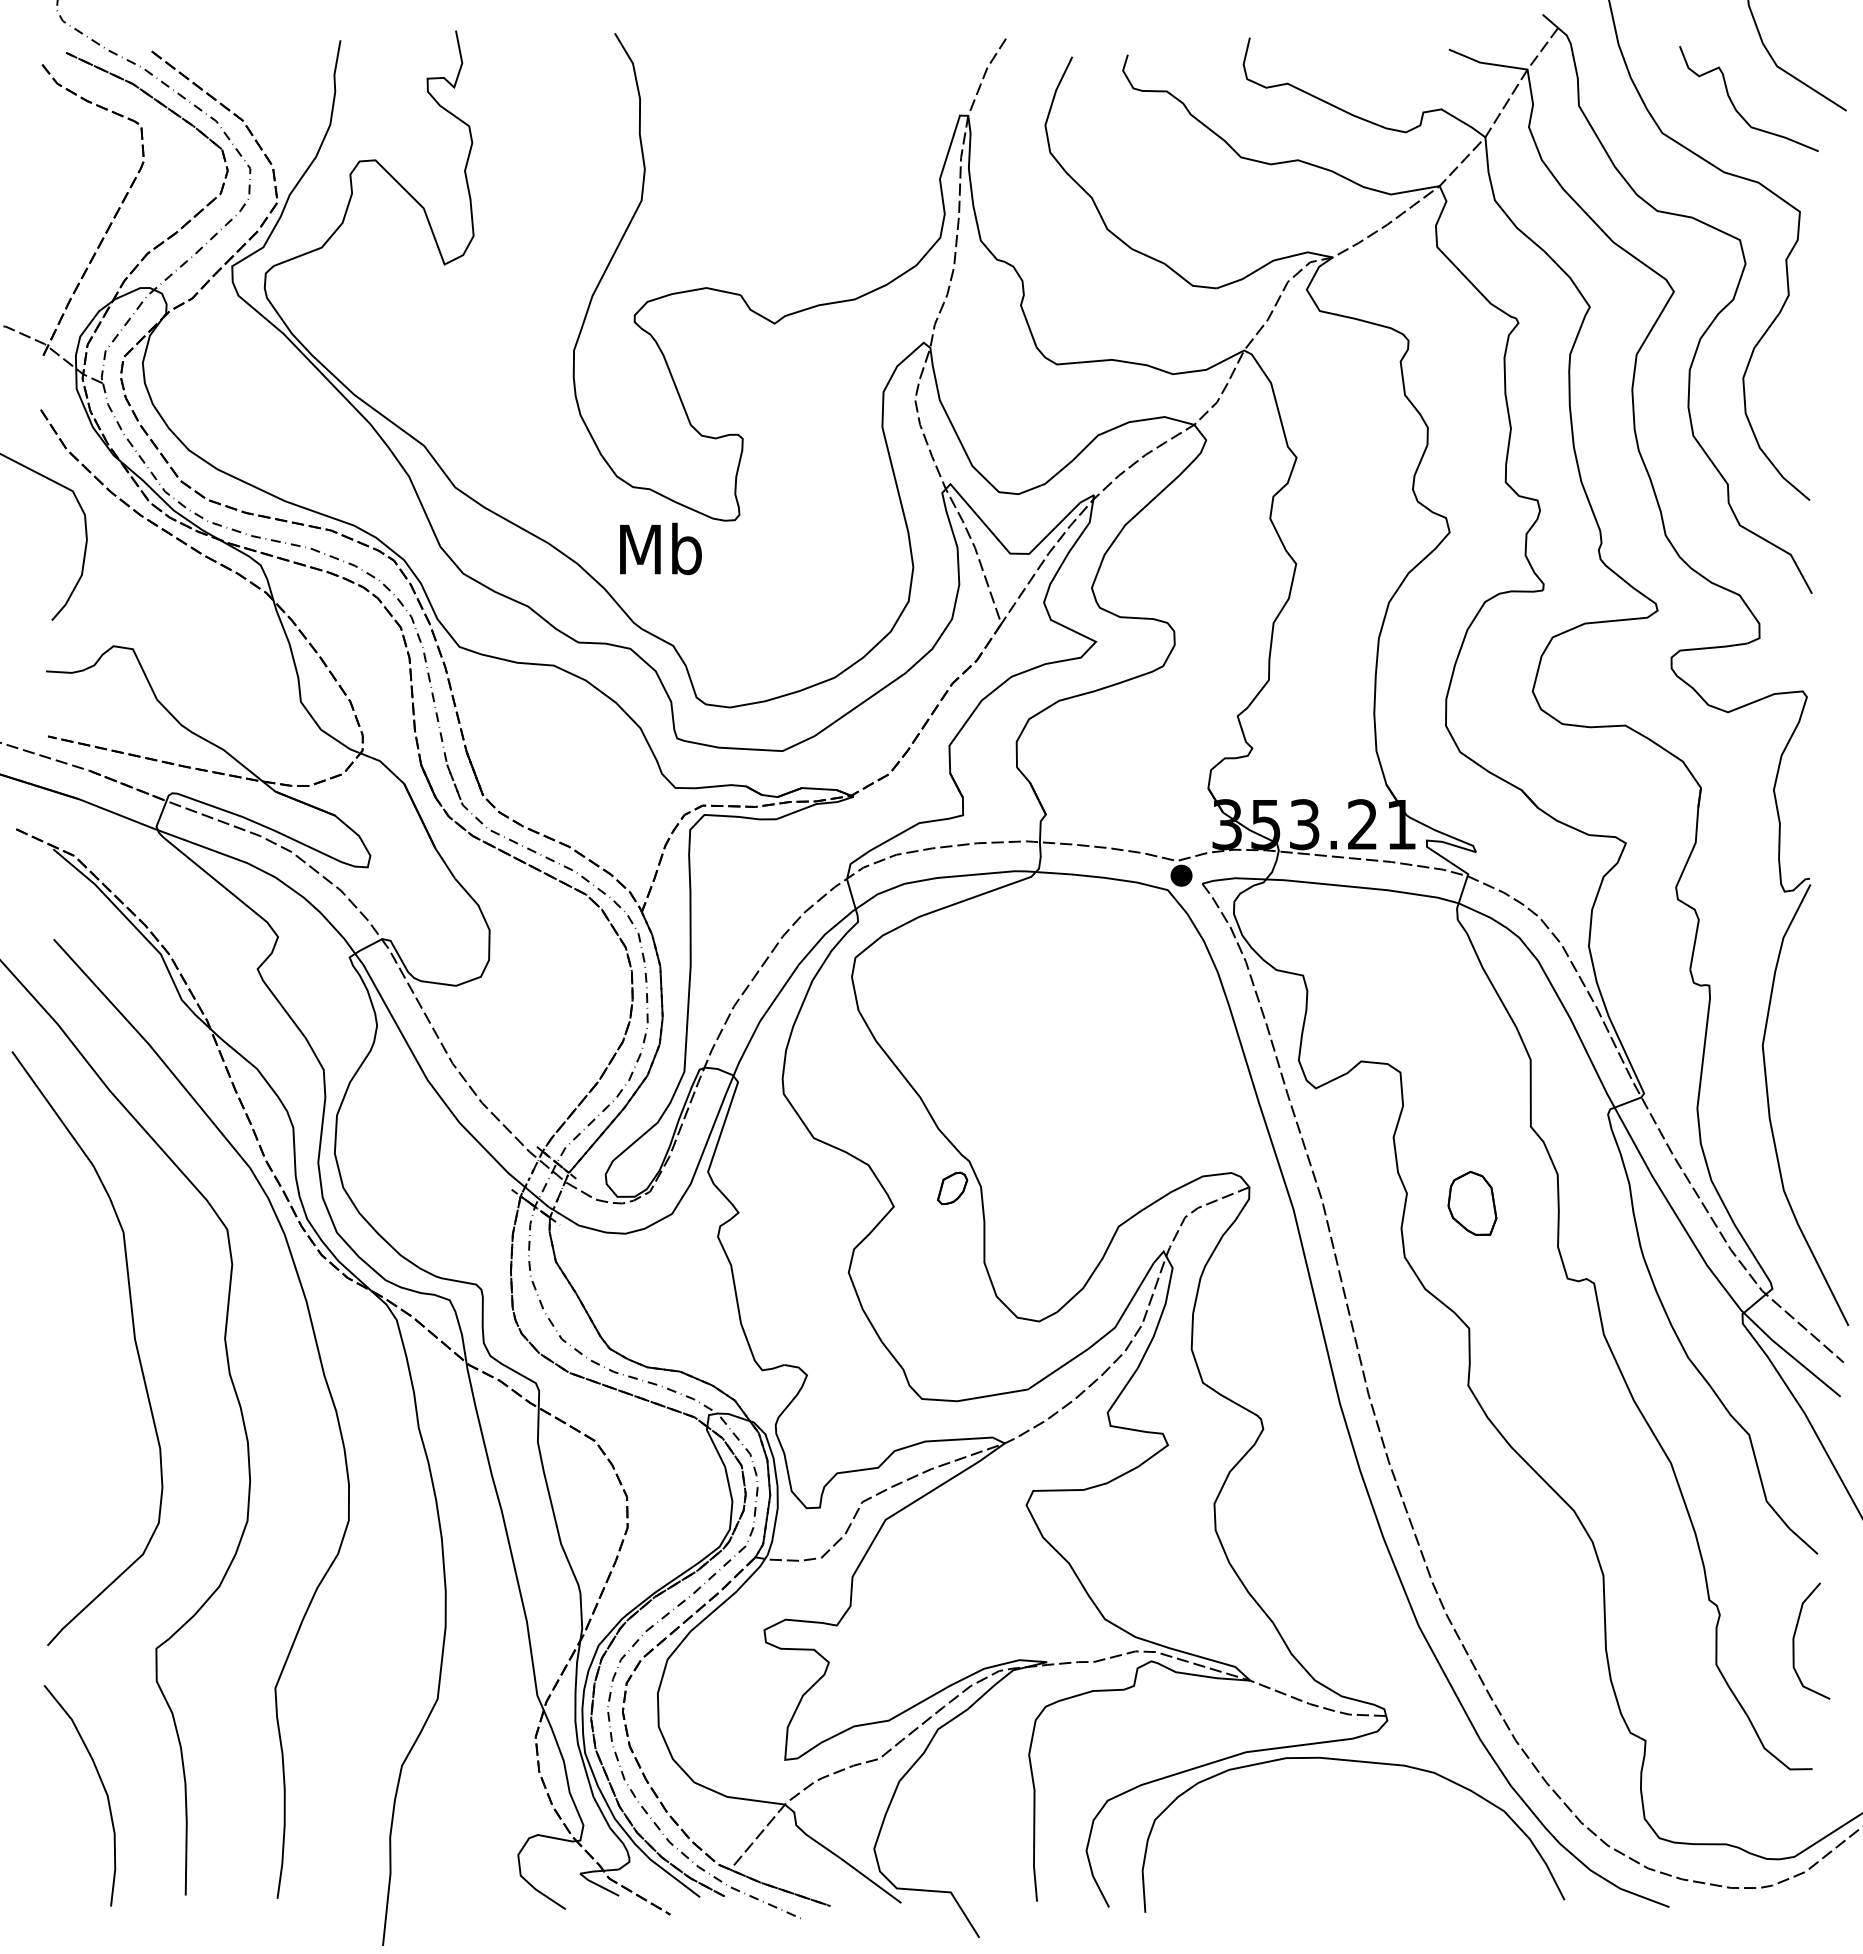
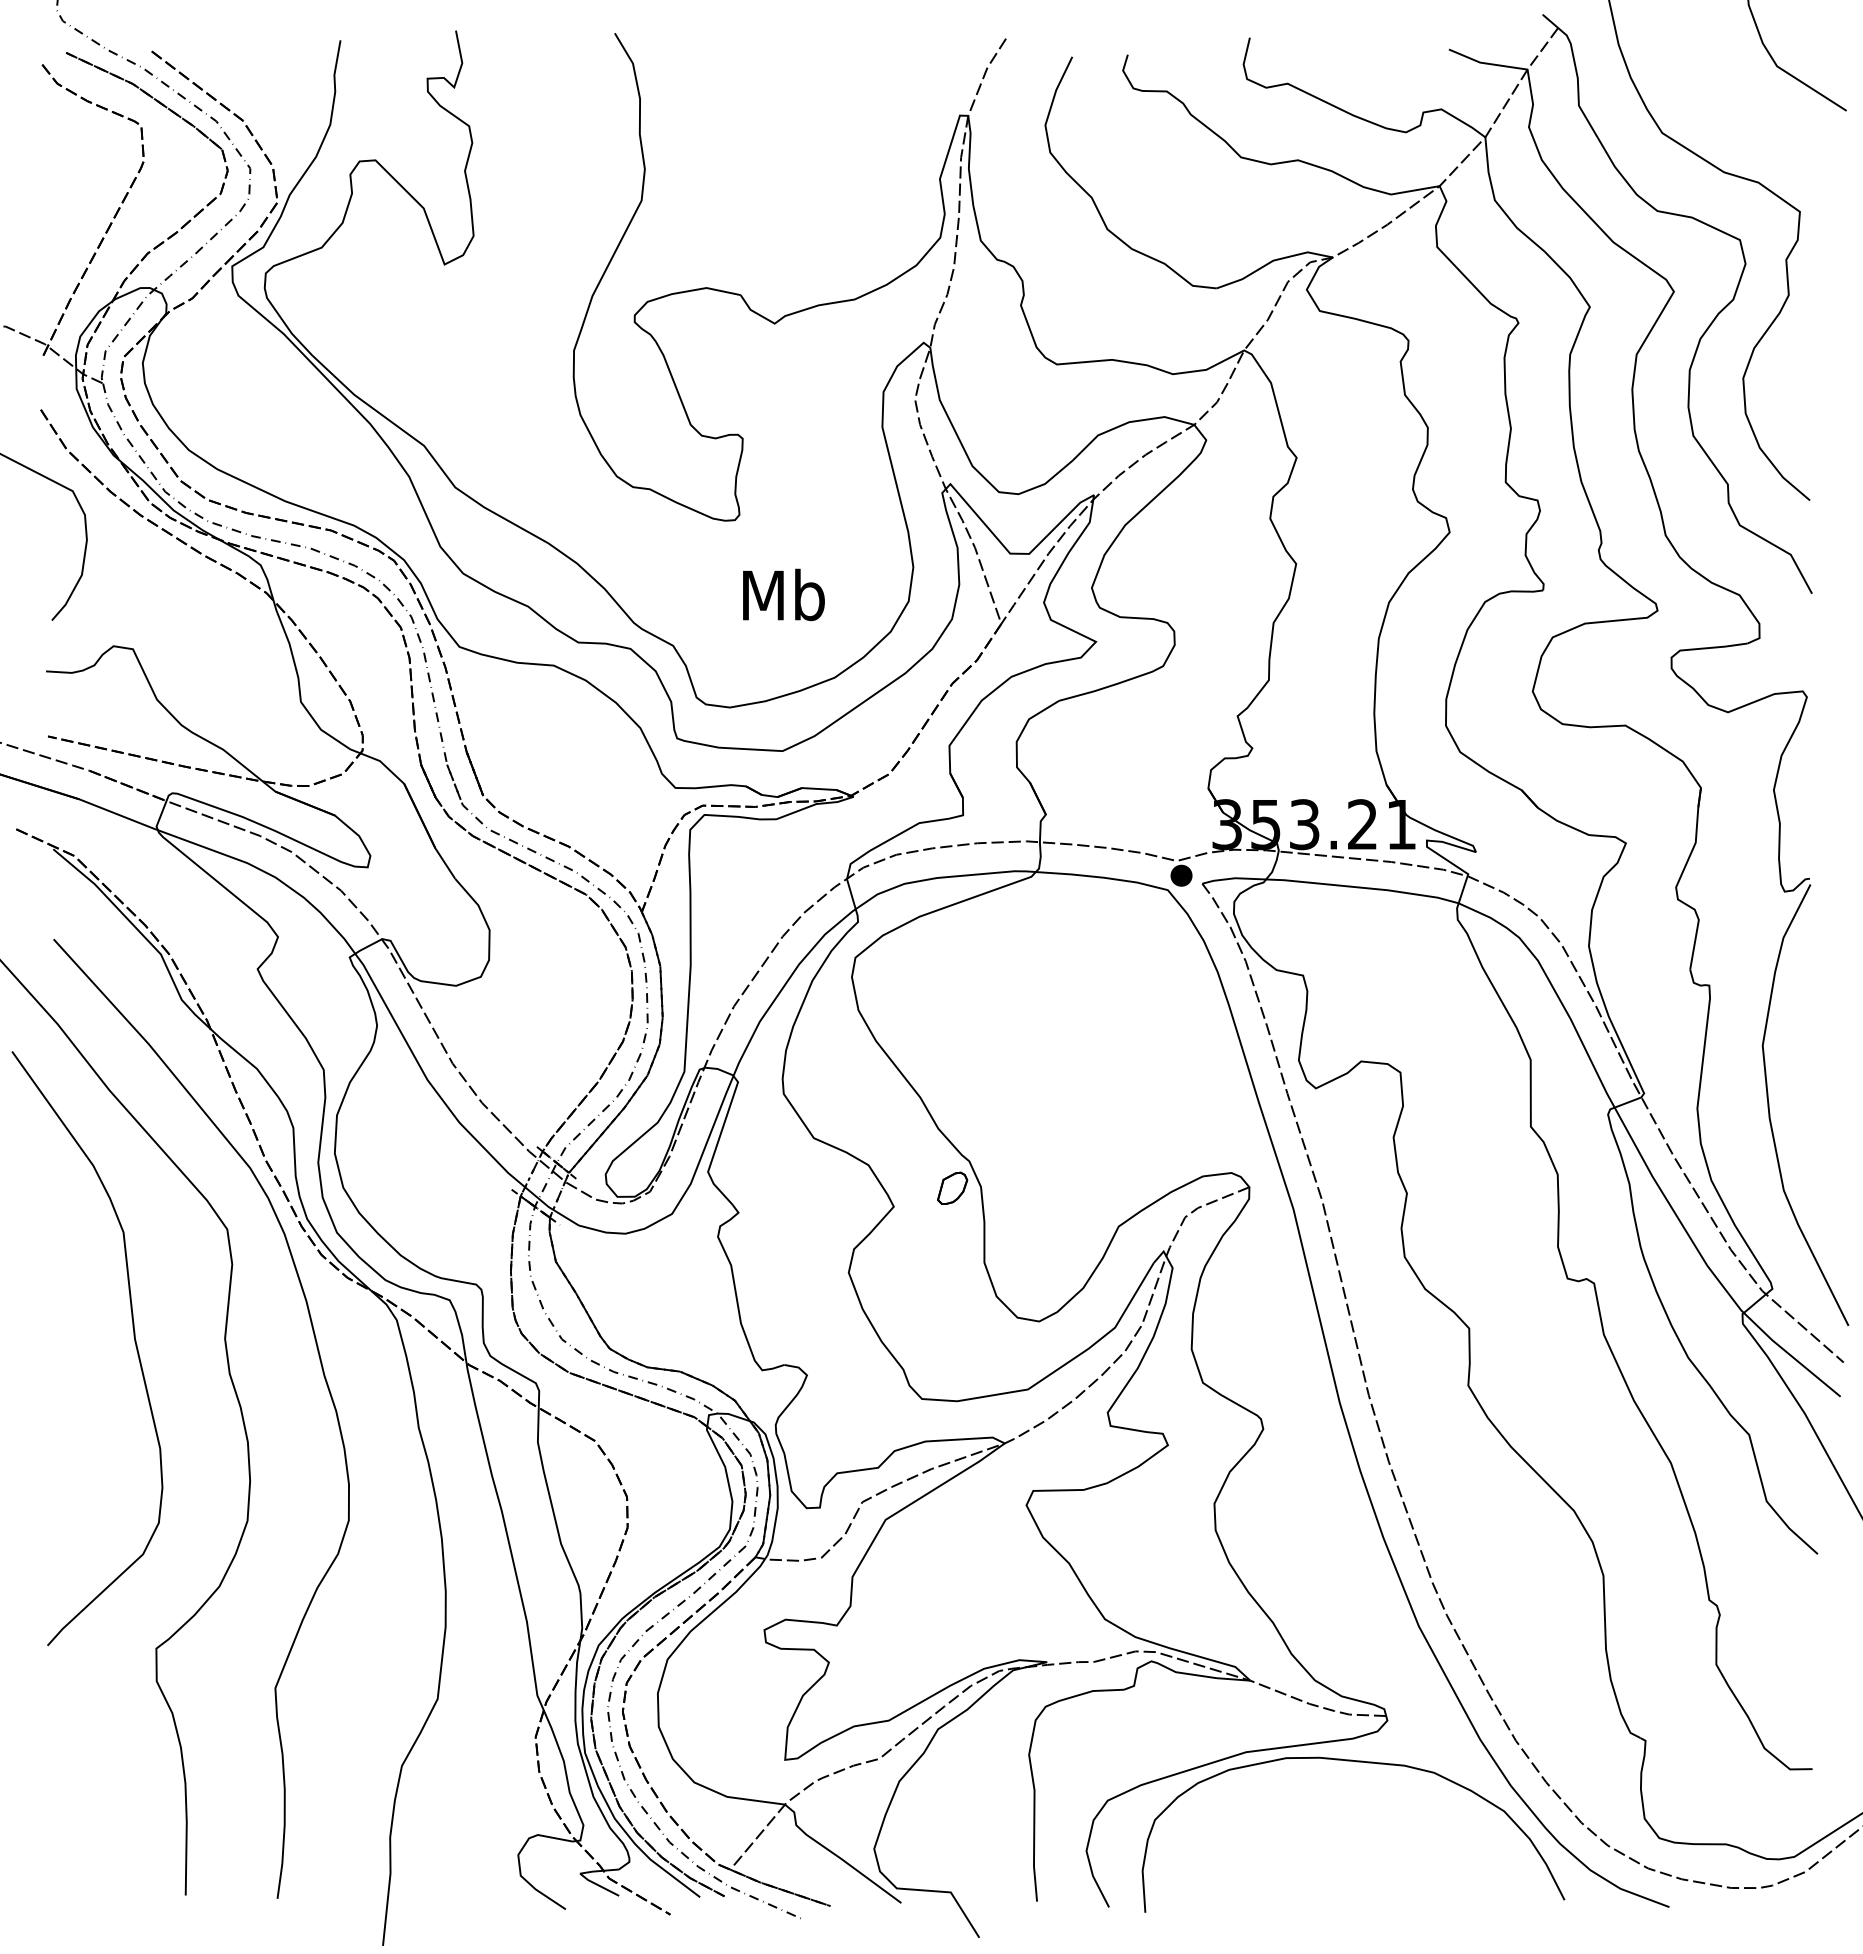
curve: present -> none (1735, 106)
text position: (660, 548) -> (783, 594) (783, 594)
part: present -> none (1472, 1202)
curve: present -> none (1795, 1635)
curve: present -> none (102, 1786)
